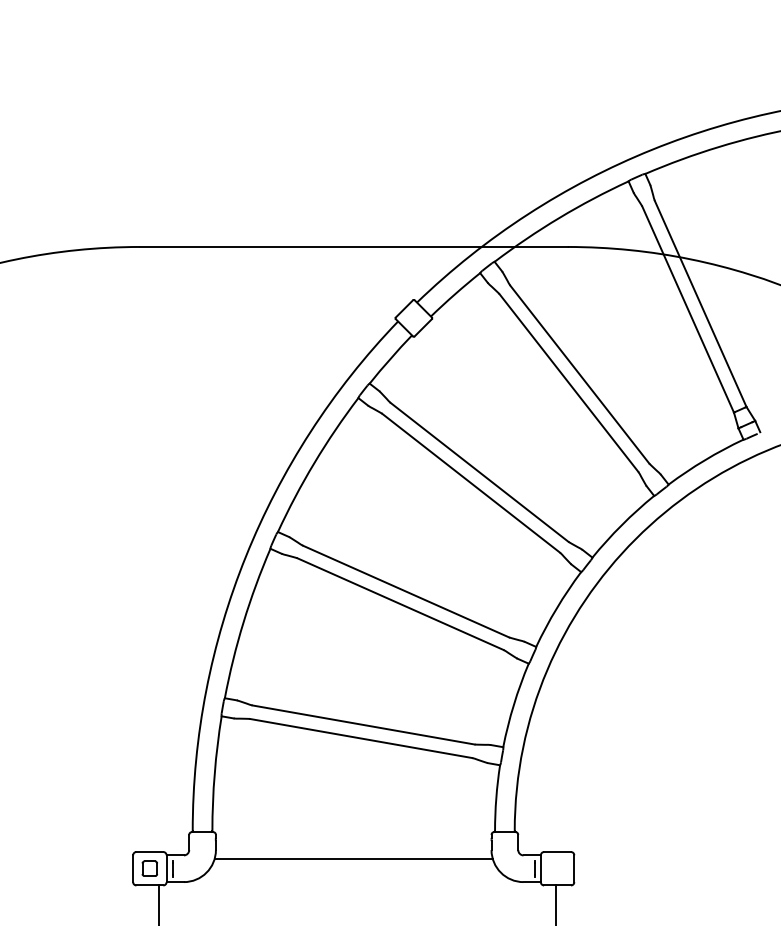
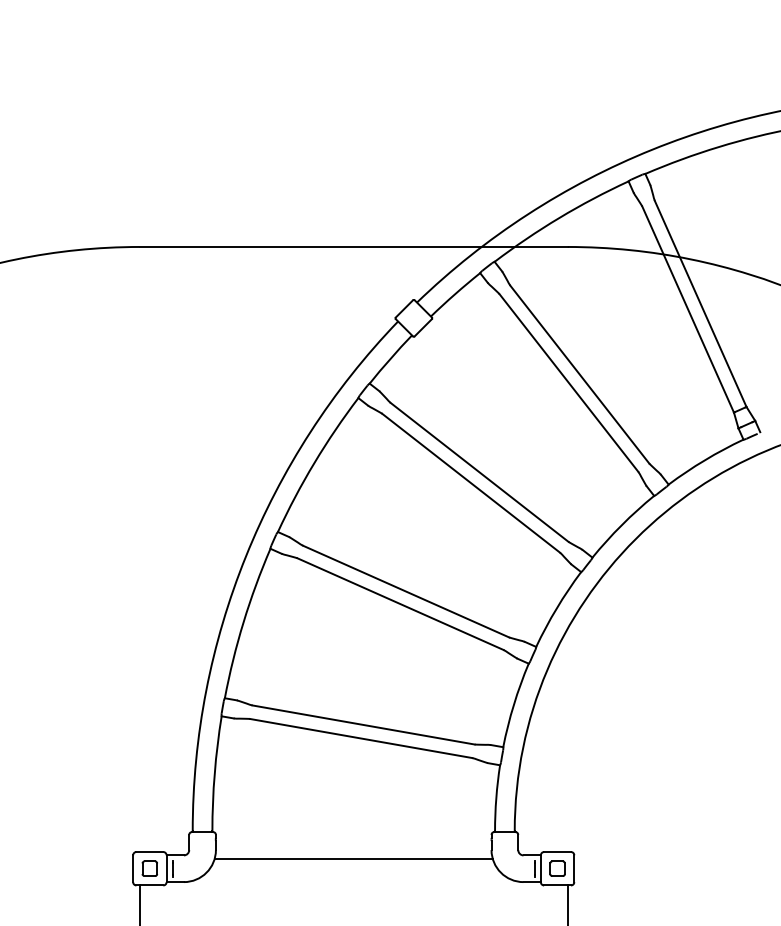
part: none -> present (557, 868)
line position: (158, 903) -> (139, 903) (139, 903)
line position: (555, 903) -> (567, 903) (567, 903)
